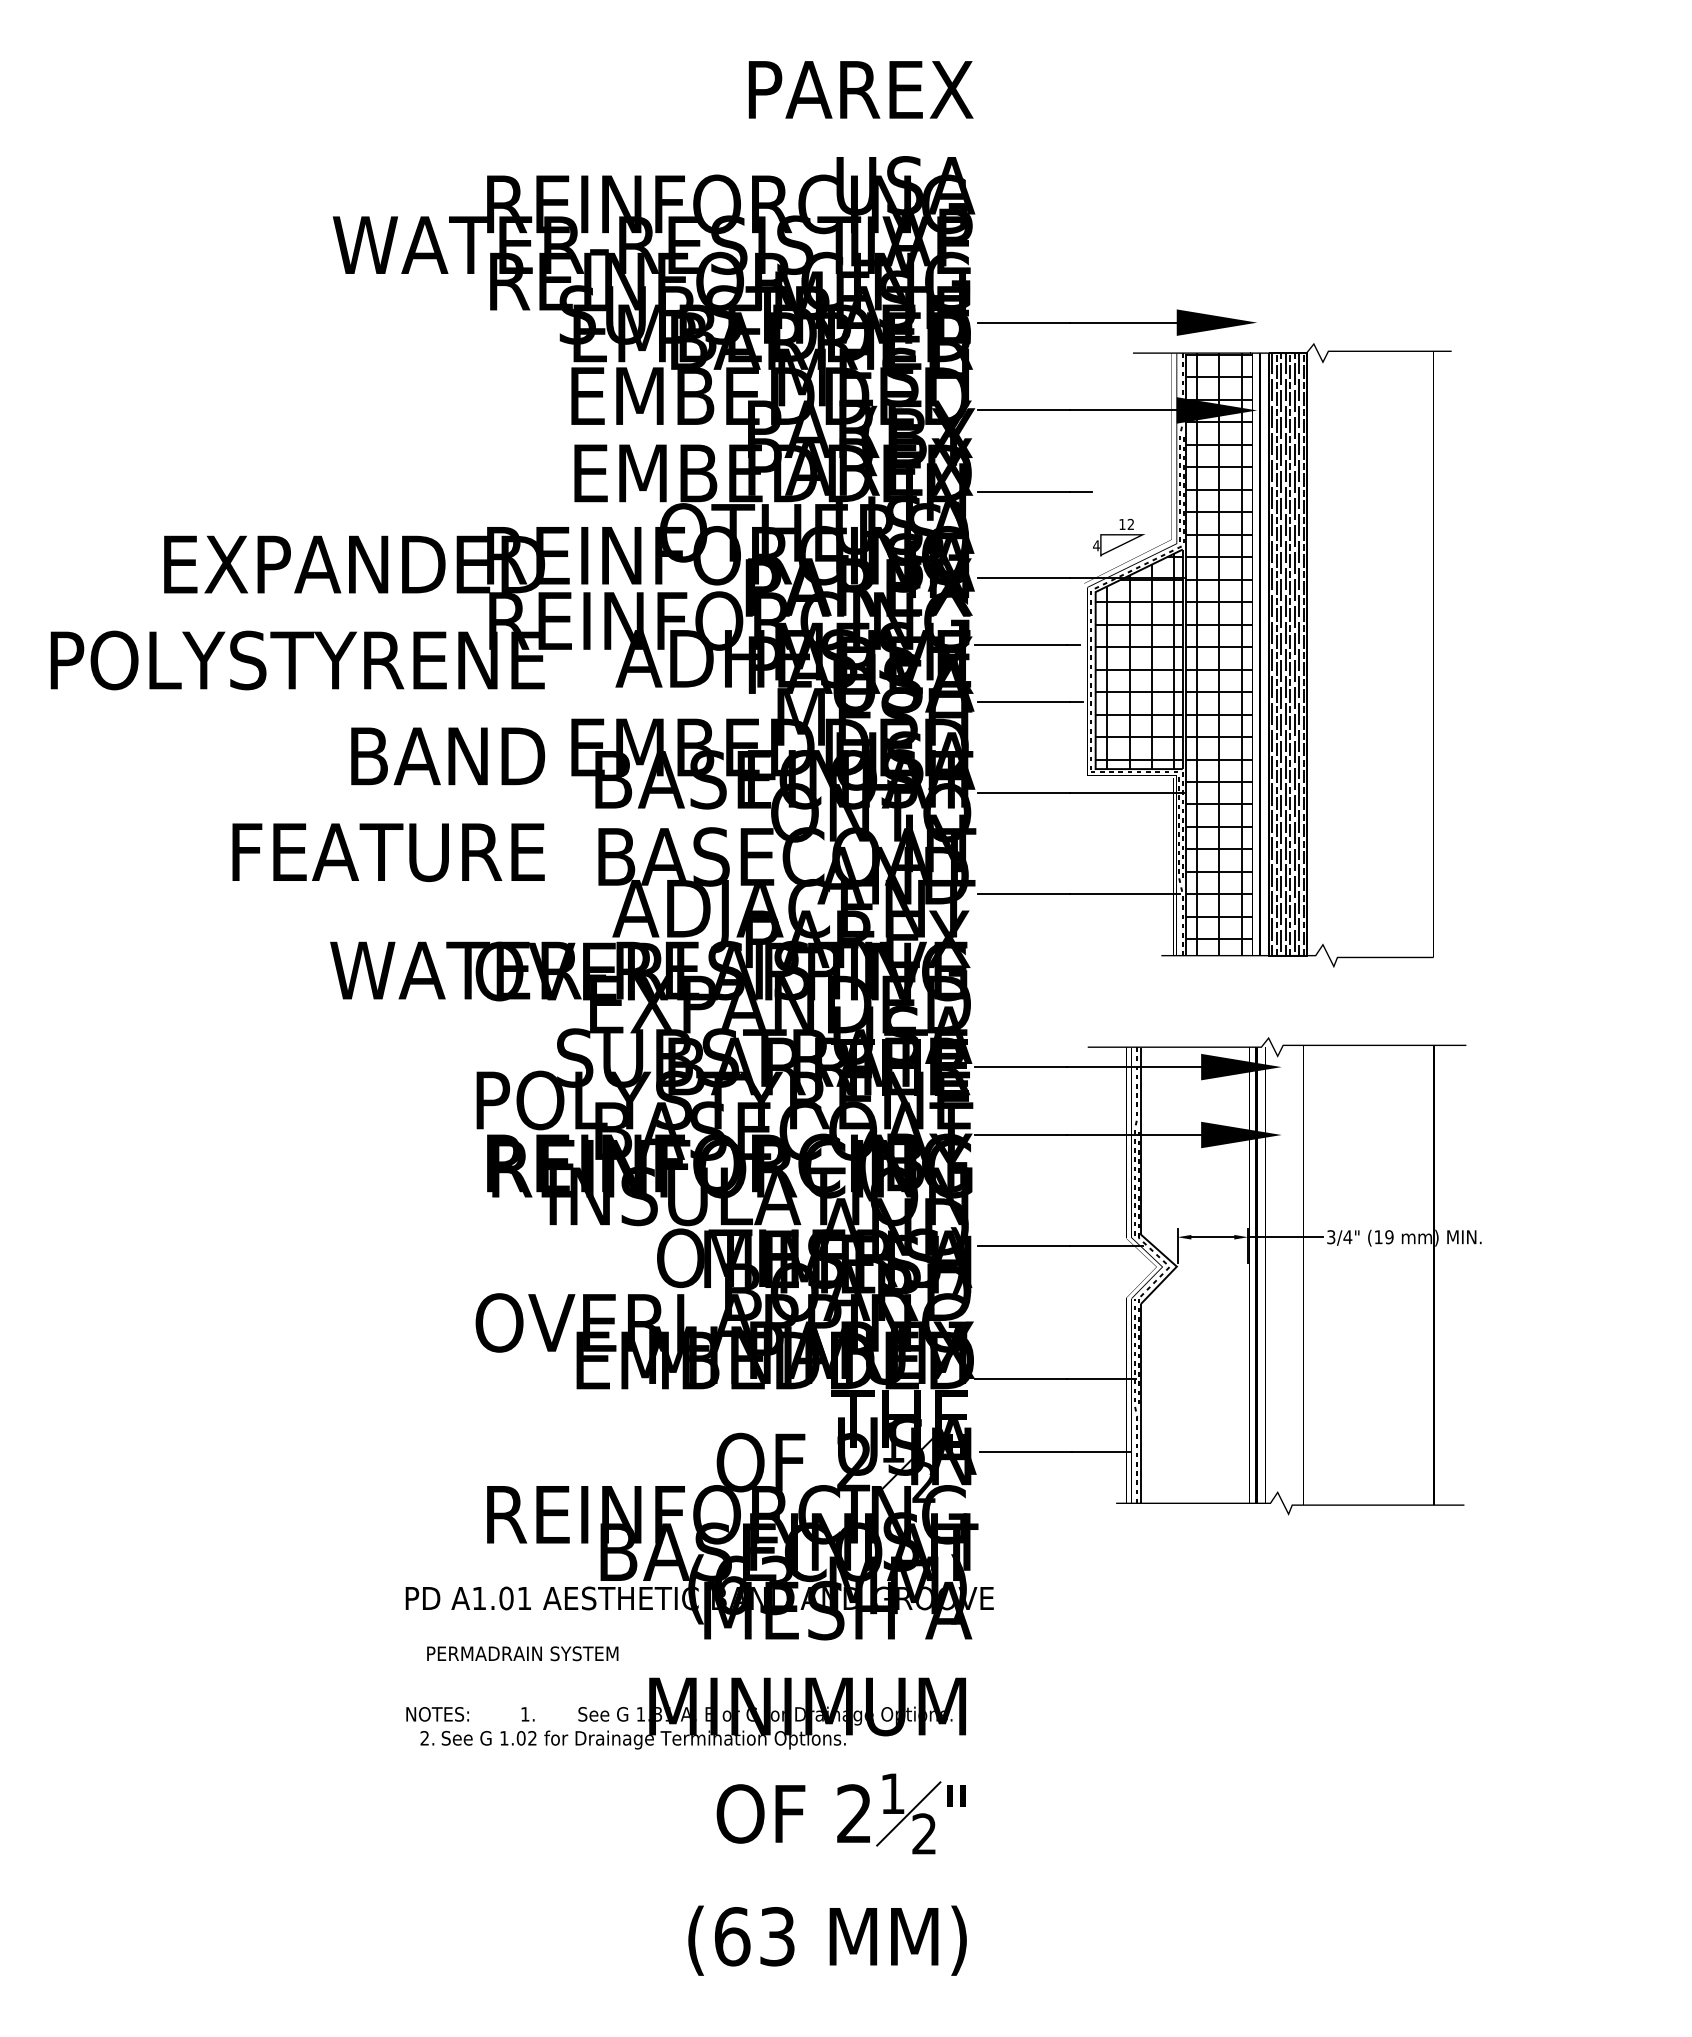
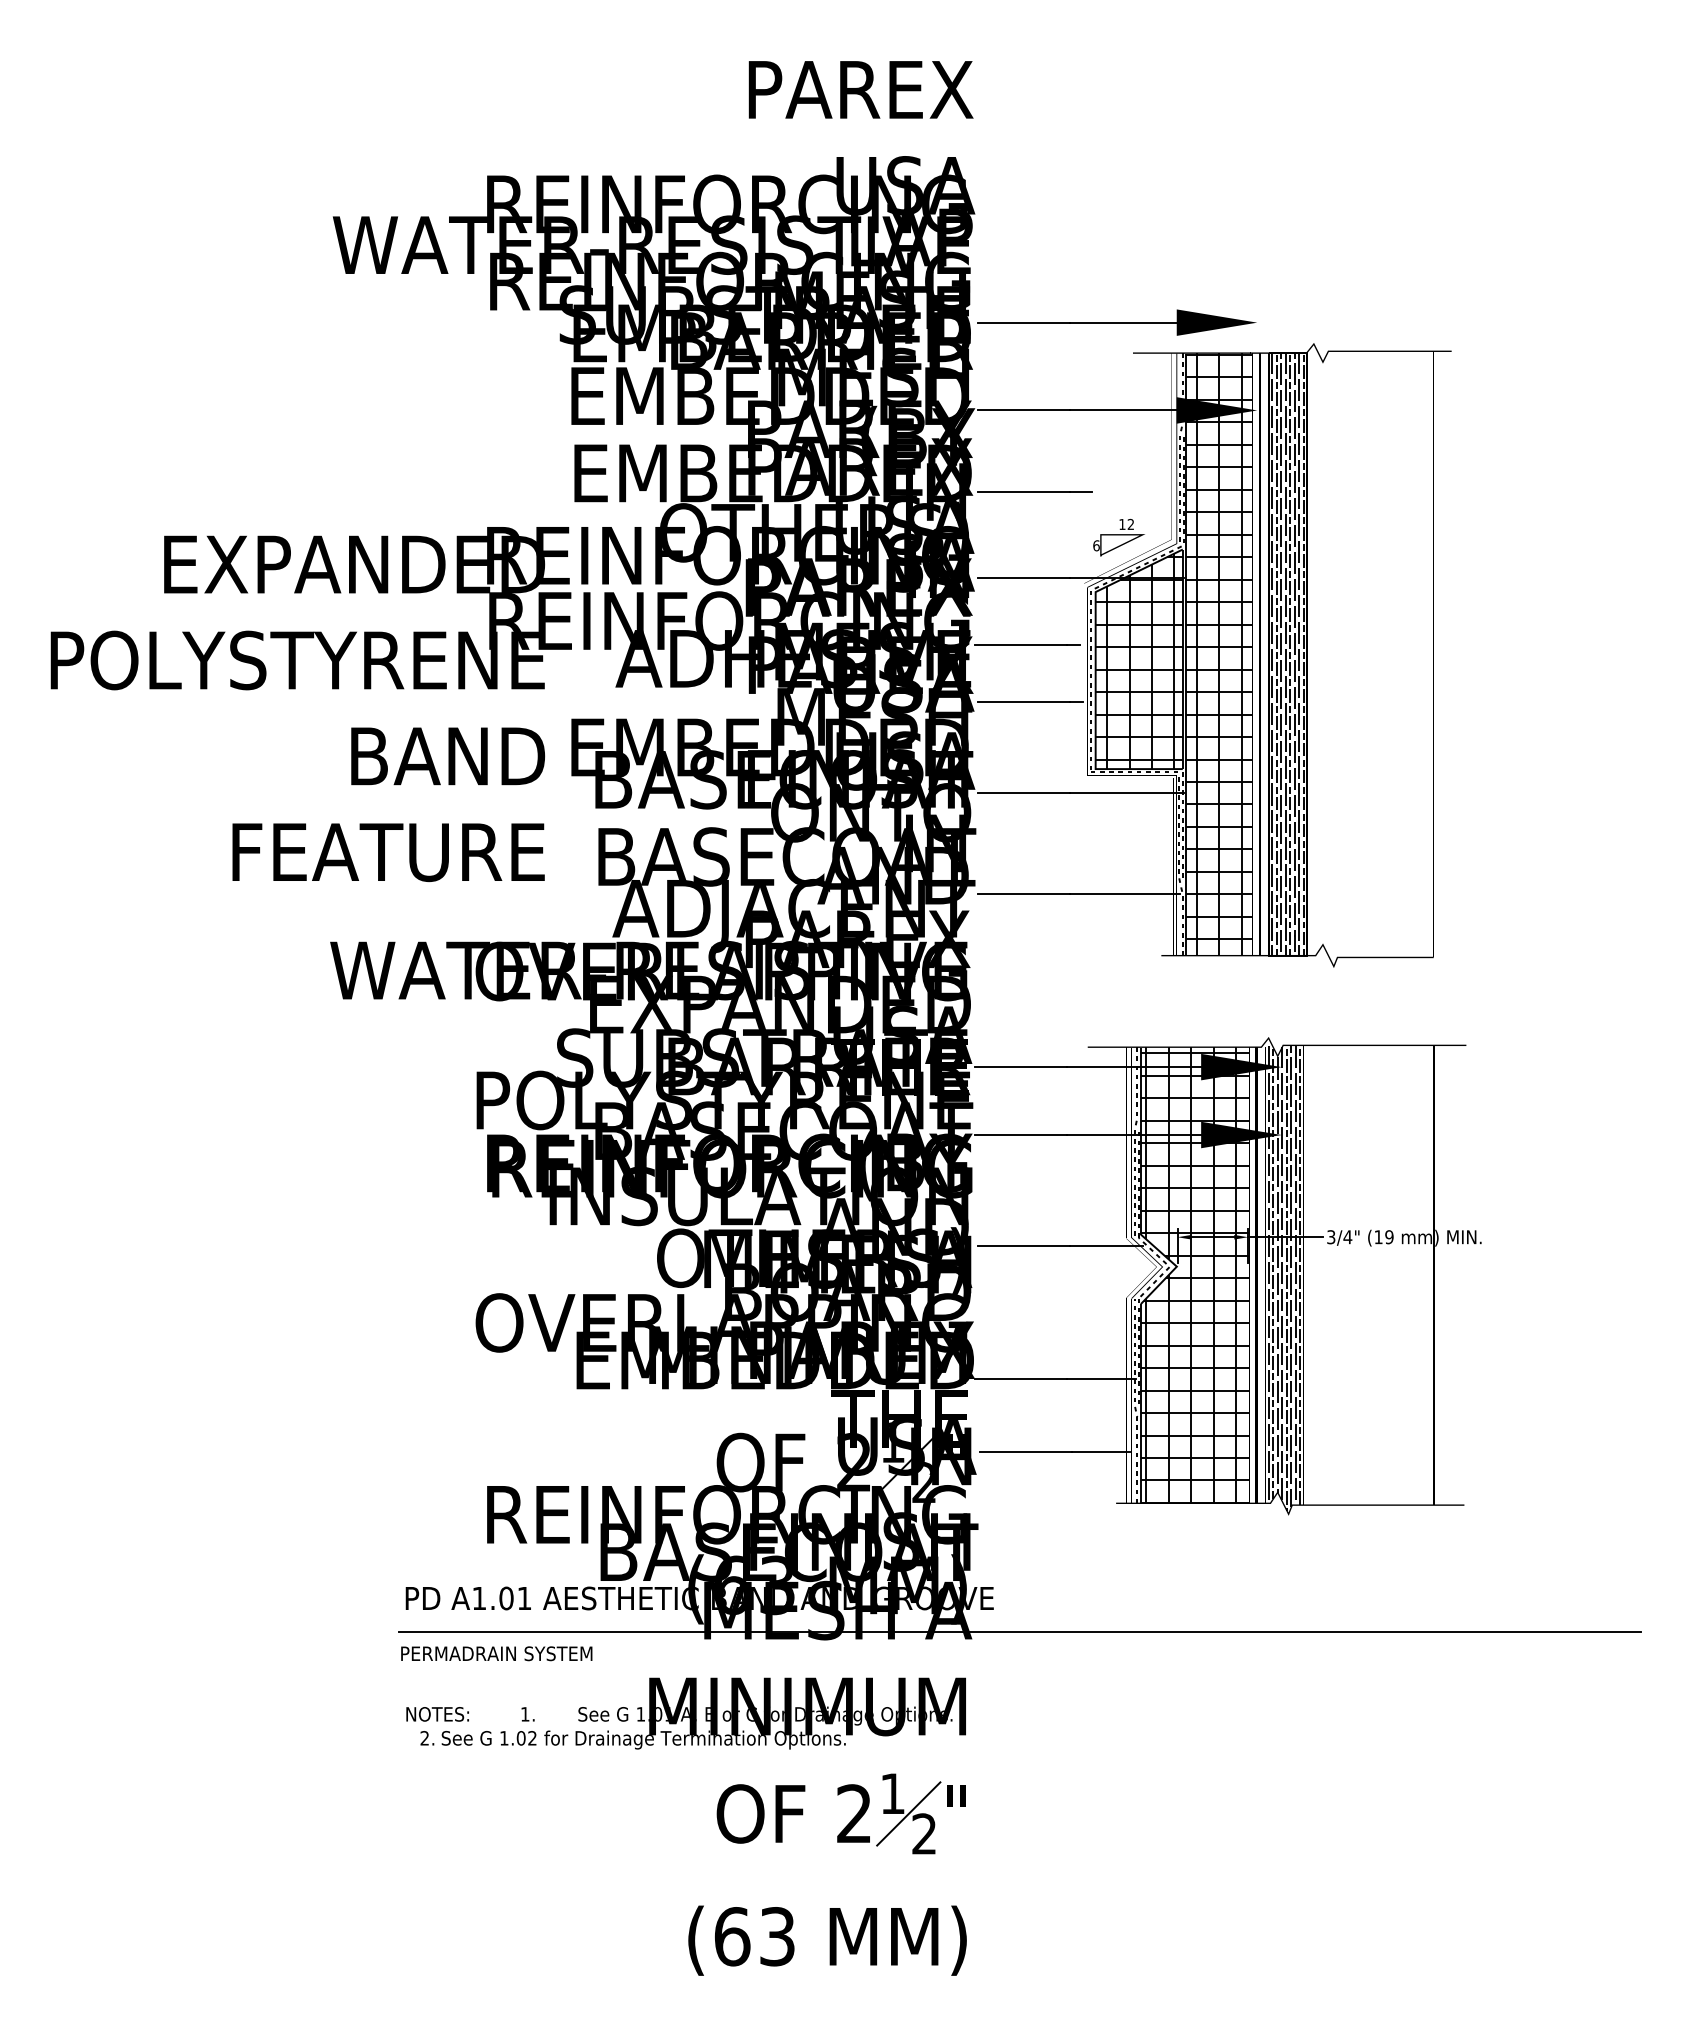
text: 4 -> 6 (1096, 545)
hatch: none -> present (1194, 1275)
hatch: none -> present (1284, 1277)
line: none -> present (1019, 1631)
text position: (522, 1653) -> (496, 1653) (496, 1653)
text: 1.31 -> 1.01 (659, 1714)
